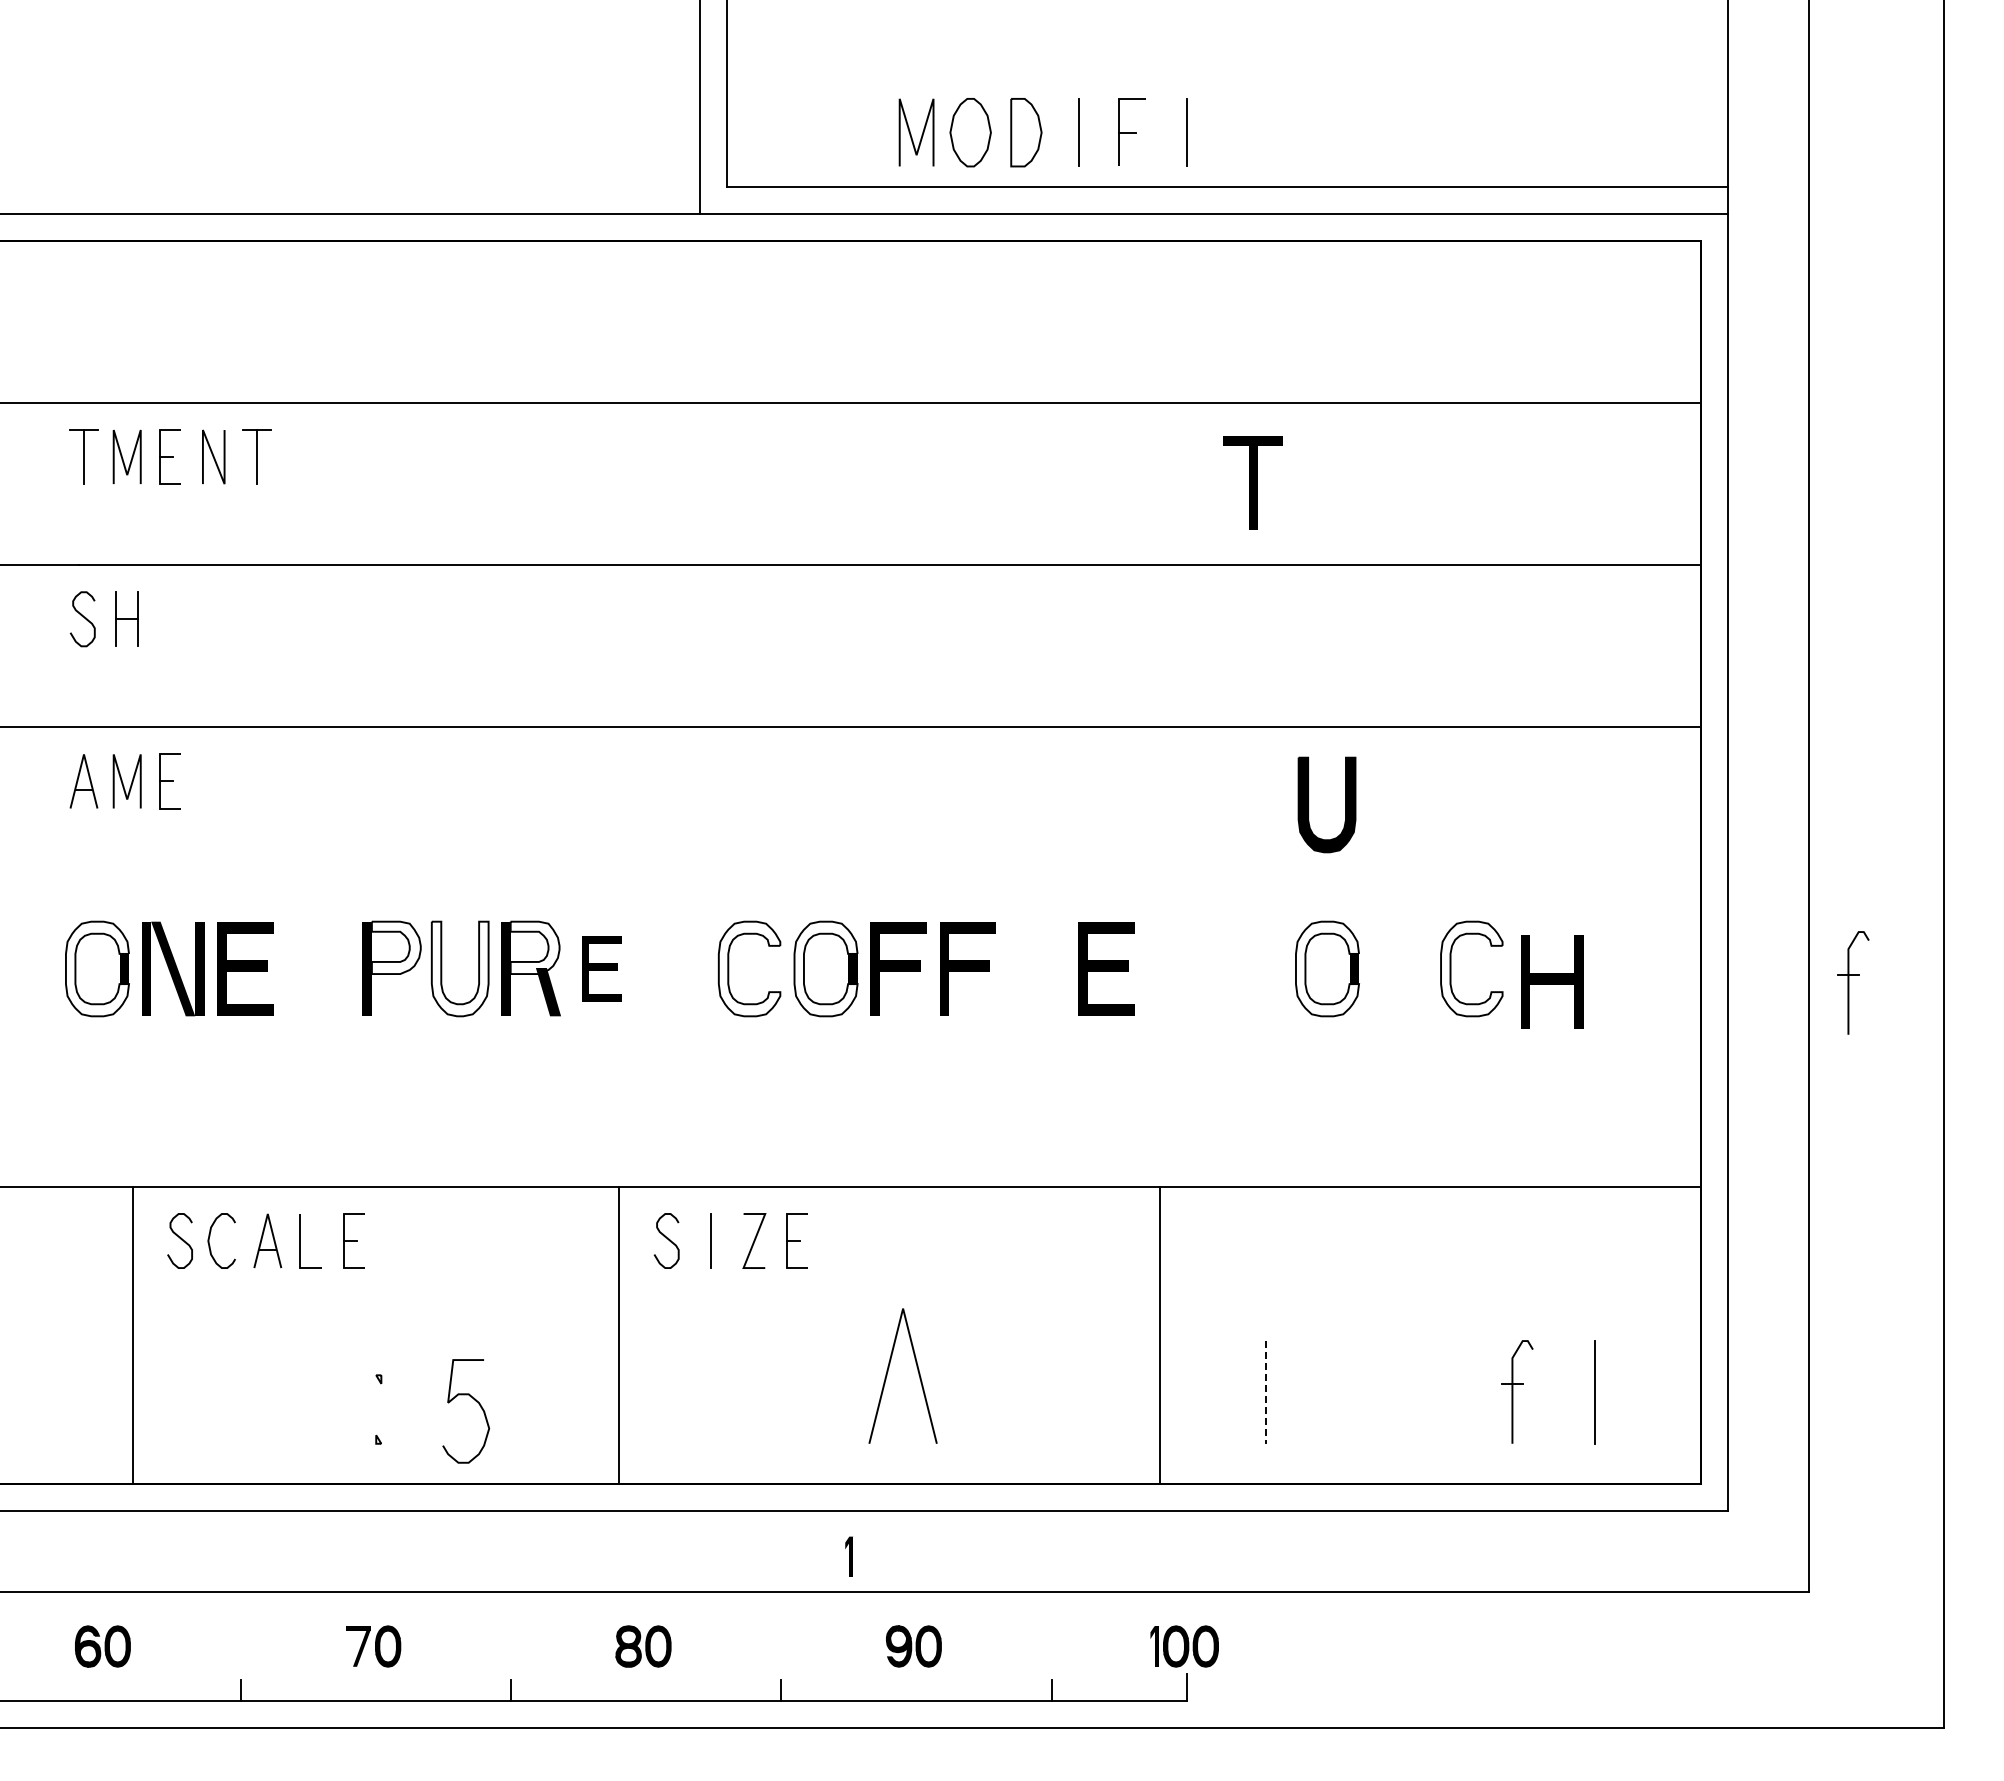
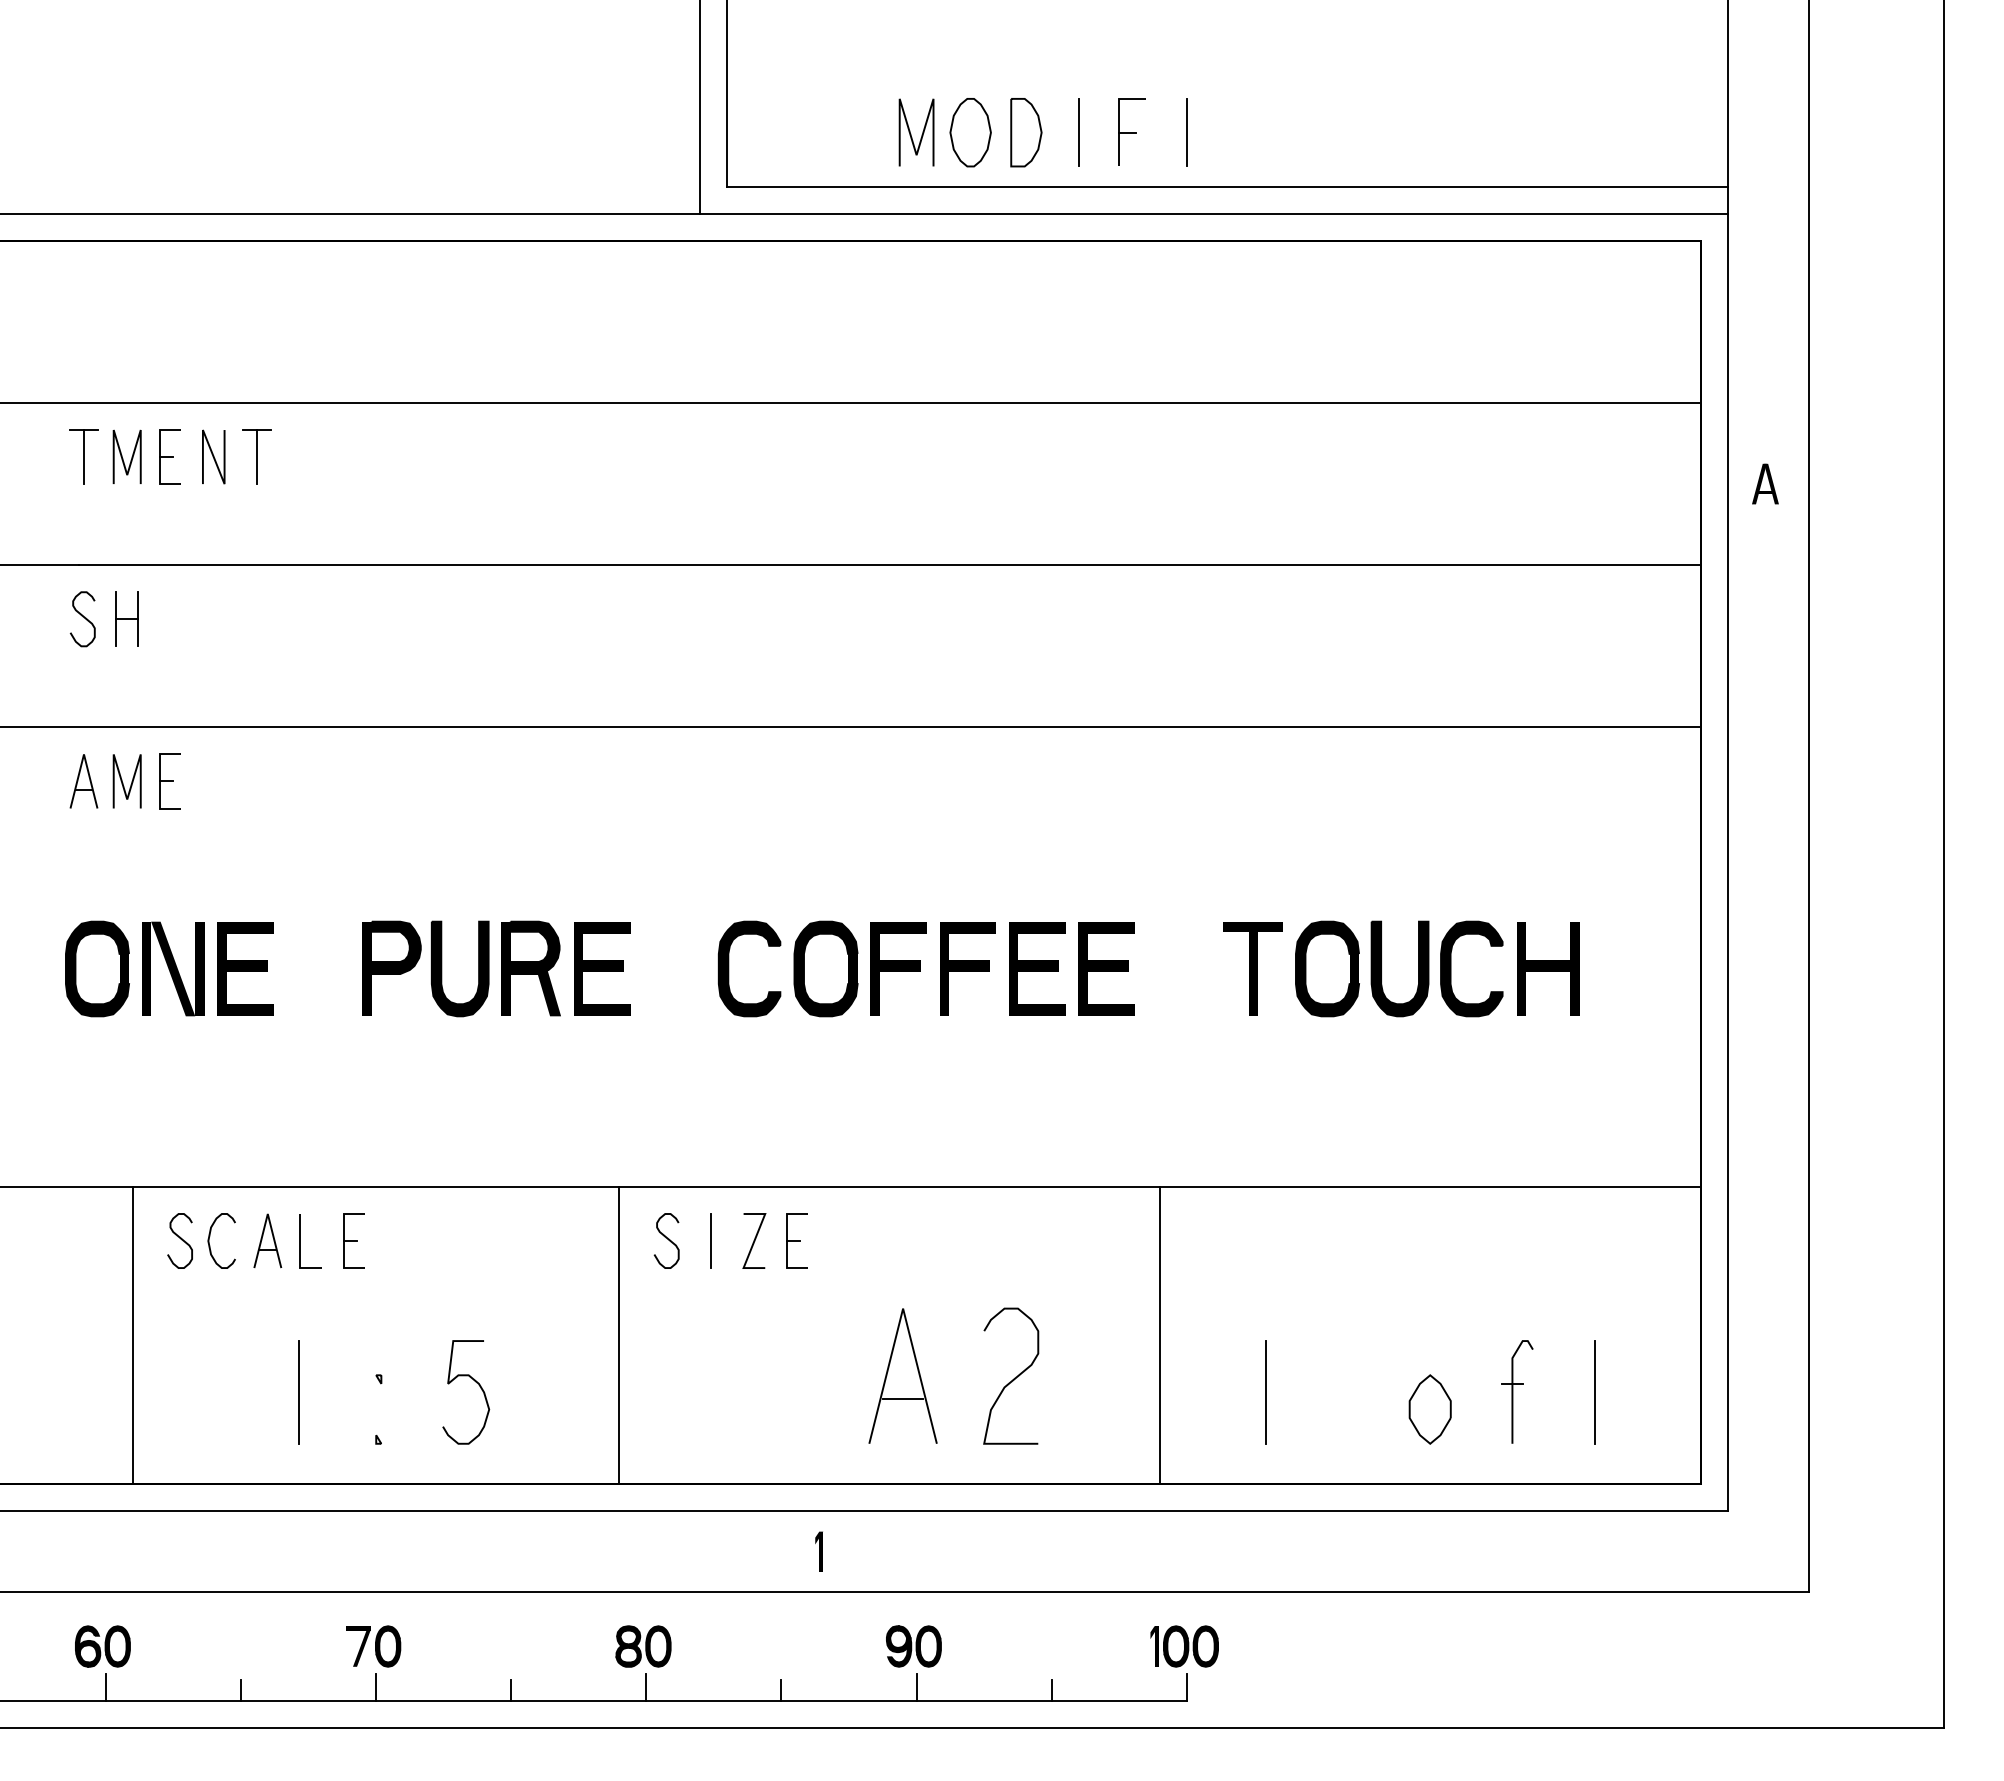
part position: (1252, 482) -> (1252, 968) (1252, 968)
part: none -> present (1765, 483)
part position: (1308, 804) -> (1381, 968) (1381, 968)
fill: none -> present (395, 947)
fill: none -> present (534, 947)
fill: none -> present (97, 968)
fill: none -> present (459, 968)
part size: 40x66 px -> 57x94 px (602, 968)
fill: none -> present (749, 968)
fill: none -> present (825, 968)
part: none -> present (1037, 968)
fill: none -> present (1327, 968)
fill: none -> present (1471, 968)
part position: (1552, 981) -> (1548, 968) (1548, 968)
part: present -> none (1853, 982)
curve: none -> present (1014, 1377)
line: none -> present (299, 1392)
line: dashed -> solid (1265, 1392)
line: none -> present (902, 1398)
curve position: (475, 1401) -> (475, 1382) (475, 1382)
part: none -> present (1429, 1409)
part position: (848, 1556) -> (818, 1551) (818, 1551)
line: none -> present (105, 1686)
line: none -> present (375, 1686)
line: none -> present (646, 1686)
line: none -> present (916, 1686)
